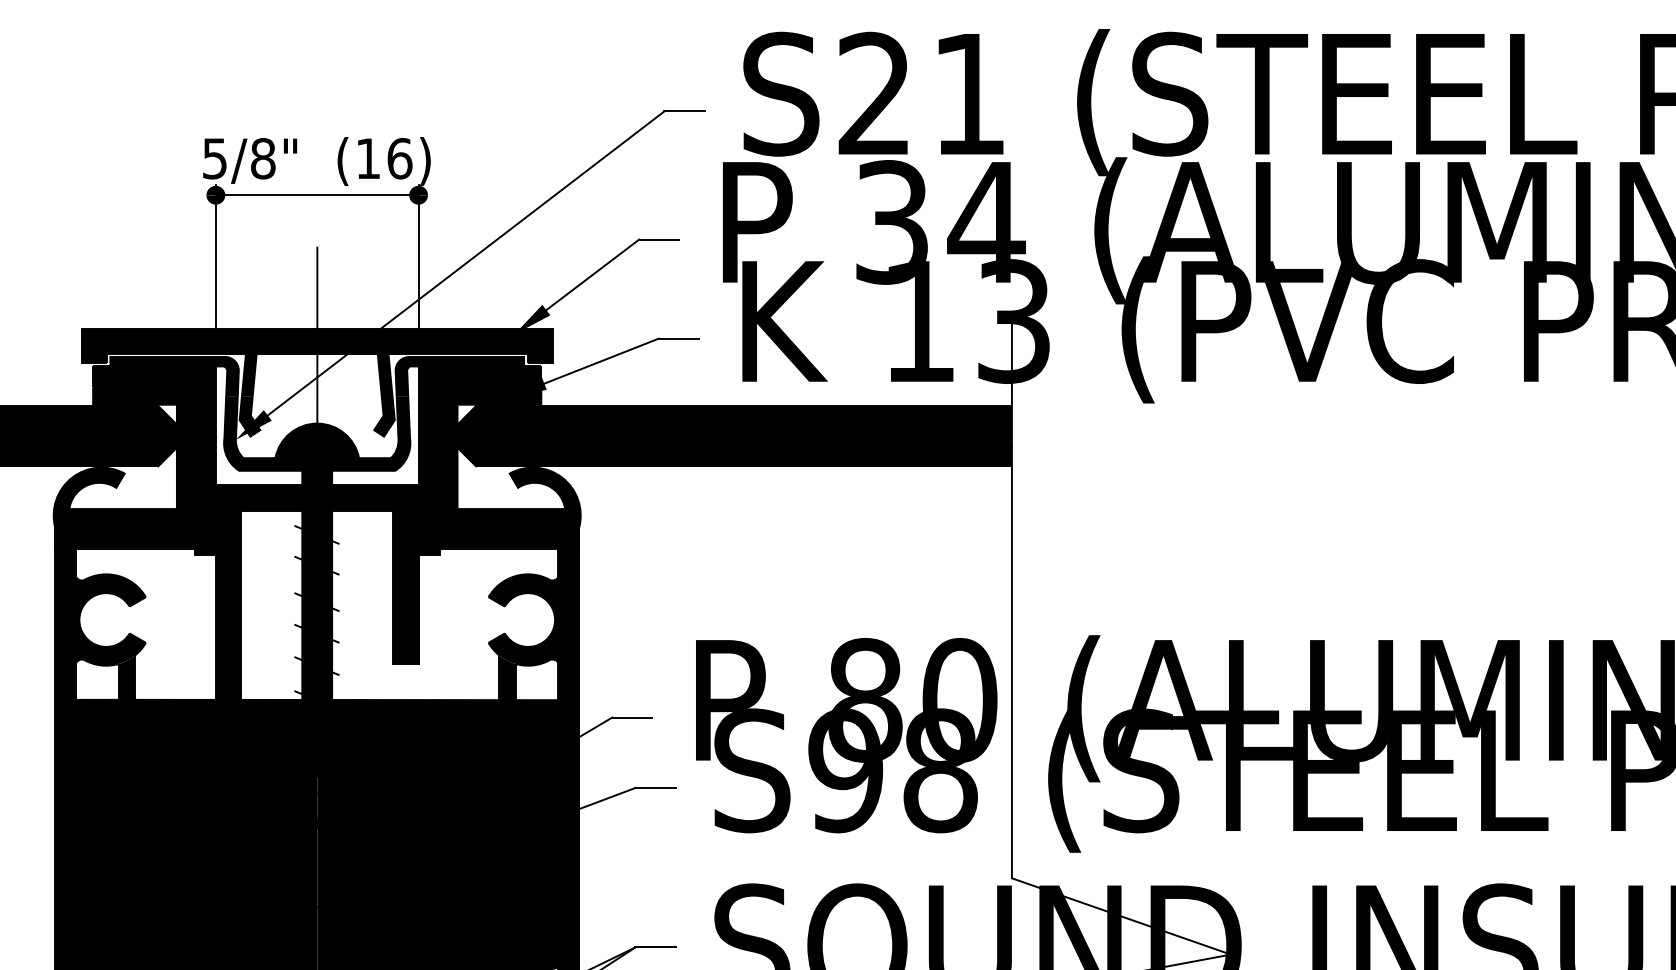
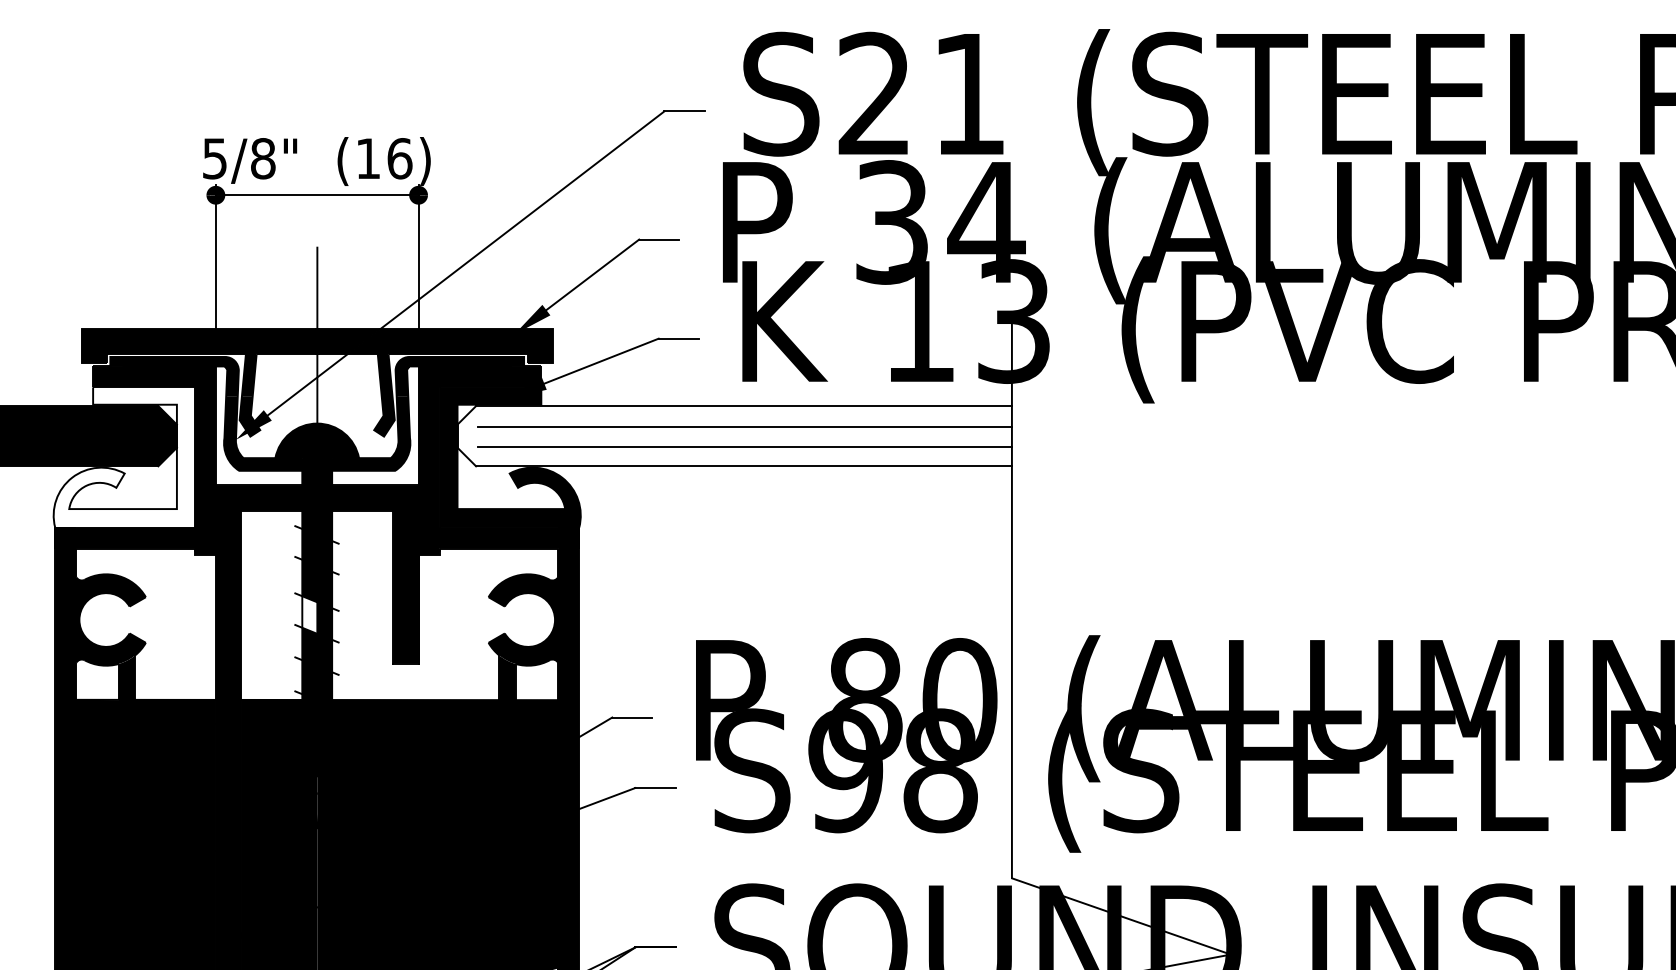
fill: present -> none (734, 436)
fill: present -> none (123, 457)
fill: present -> none (309, 614)
